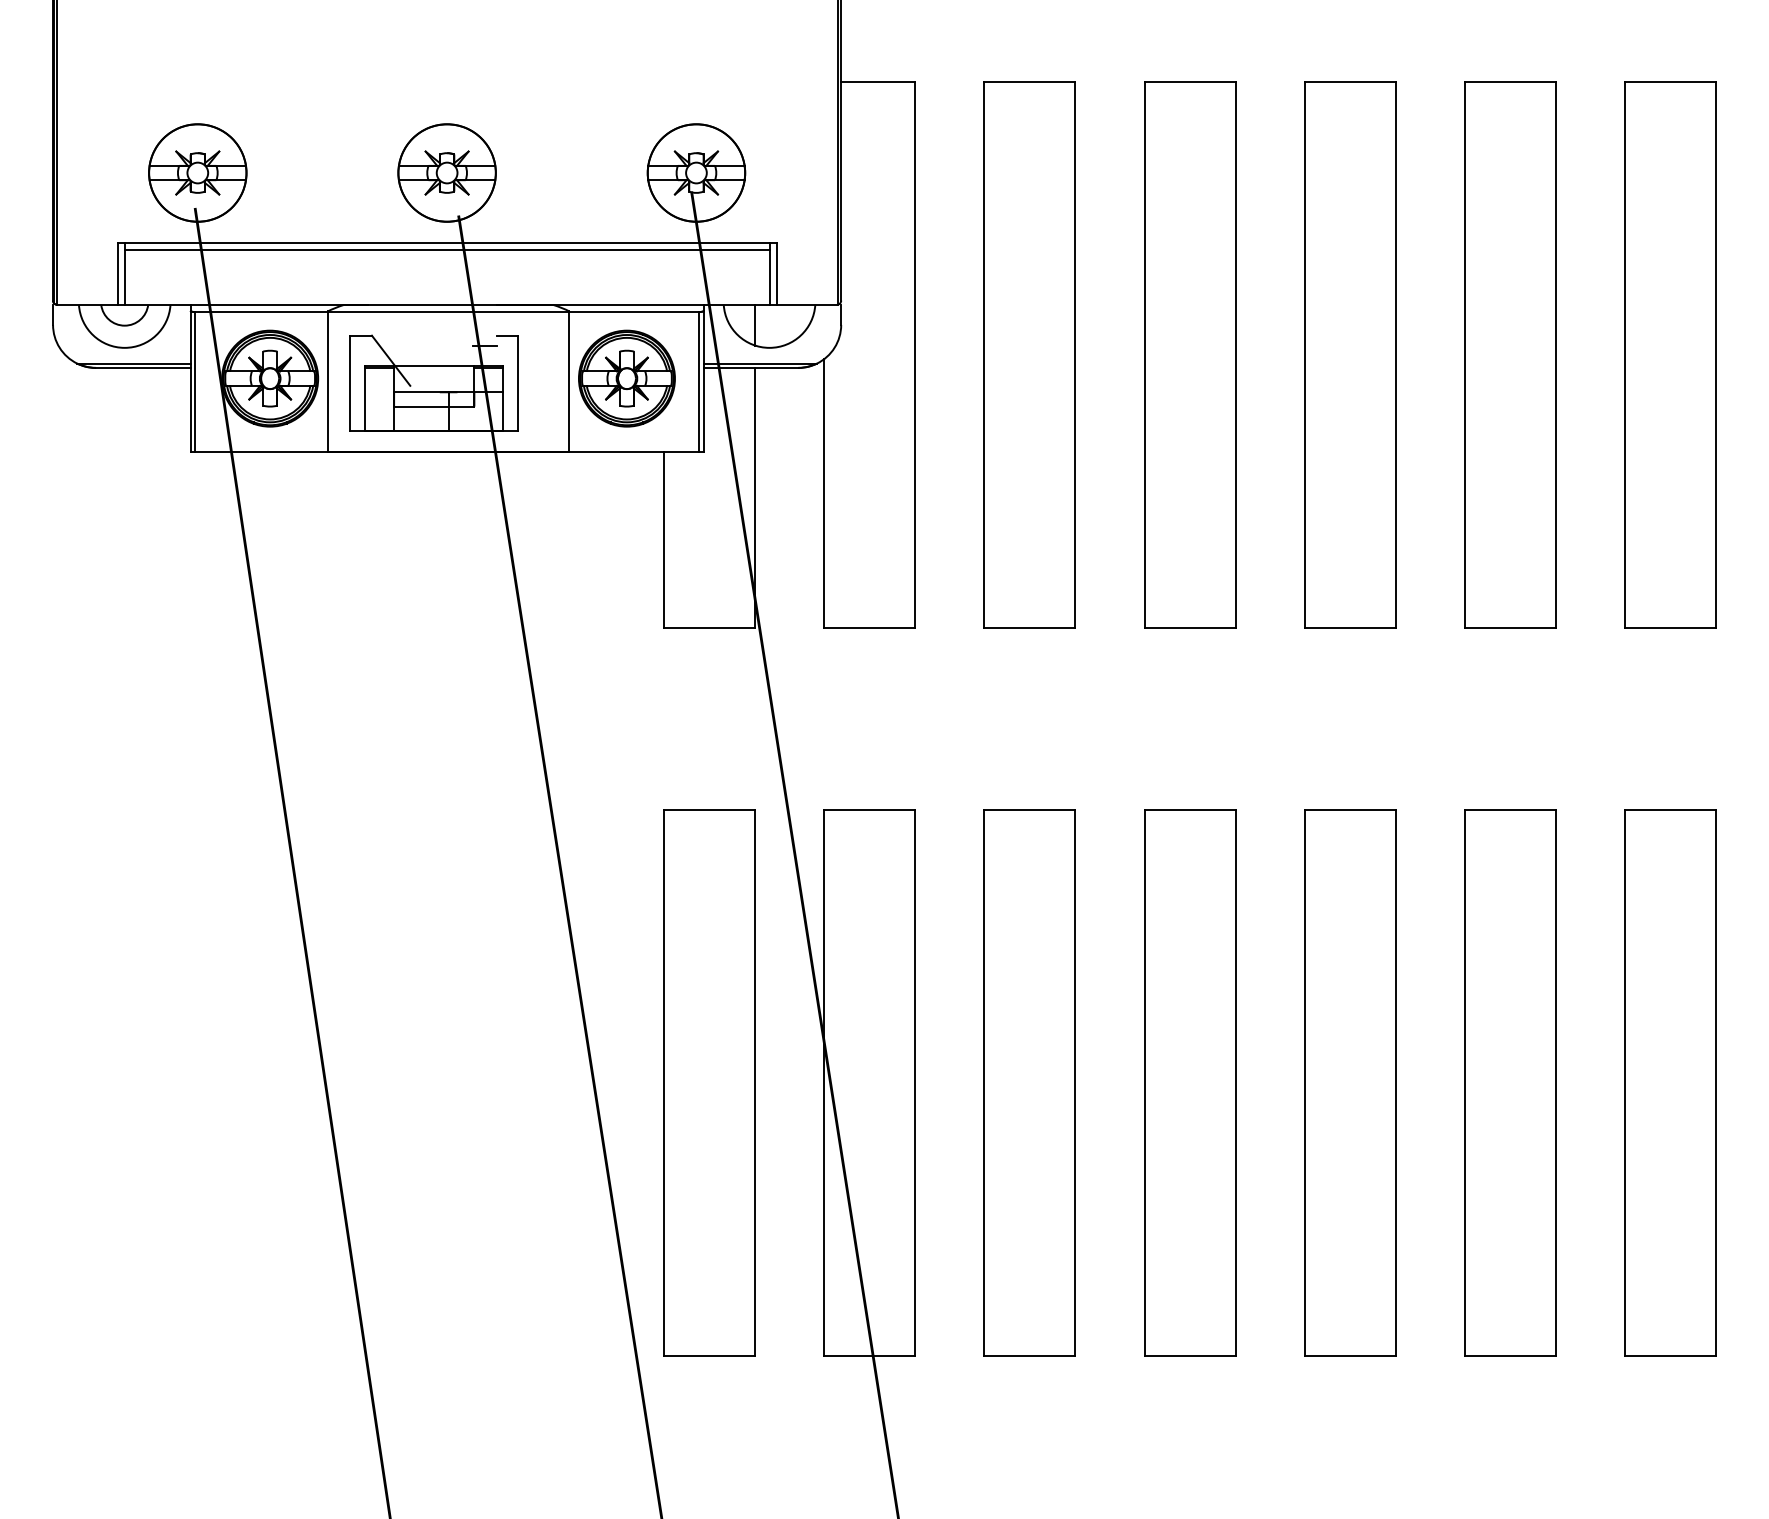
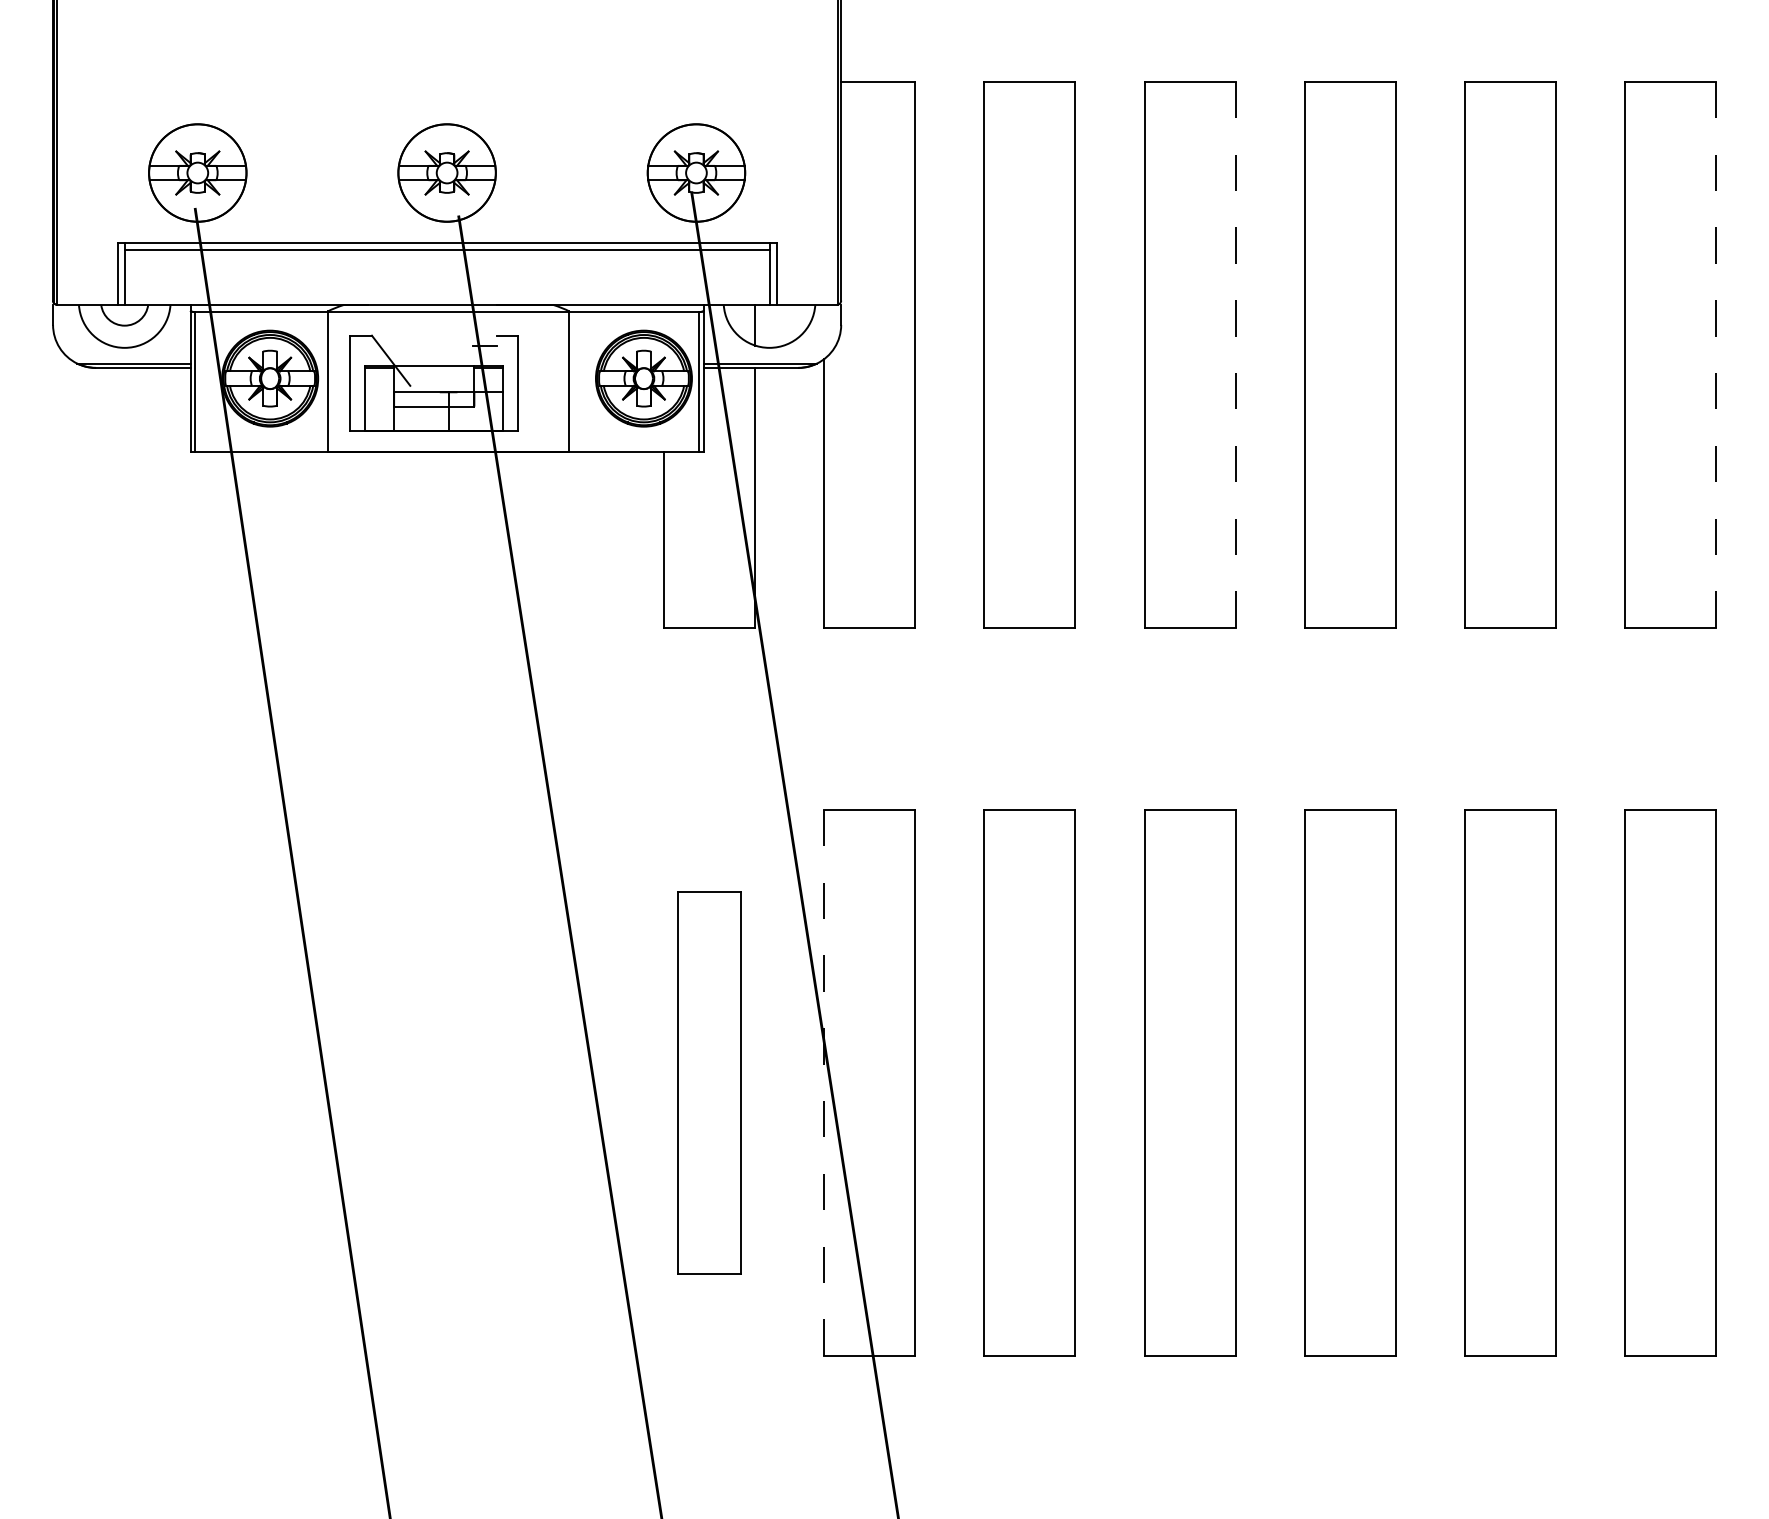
line: solid -> dashed (1235, 354)
line: solid -> dashed (1715, 354)
part position: (626, 378) -> (643, 378) (643, 378)
part size: 93x548 px -> 65x384 px (709, 1082)
line: solid -> dashed (824, 1082)
